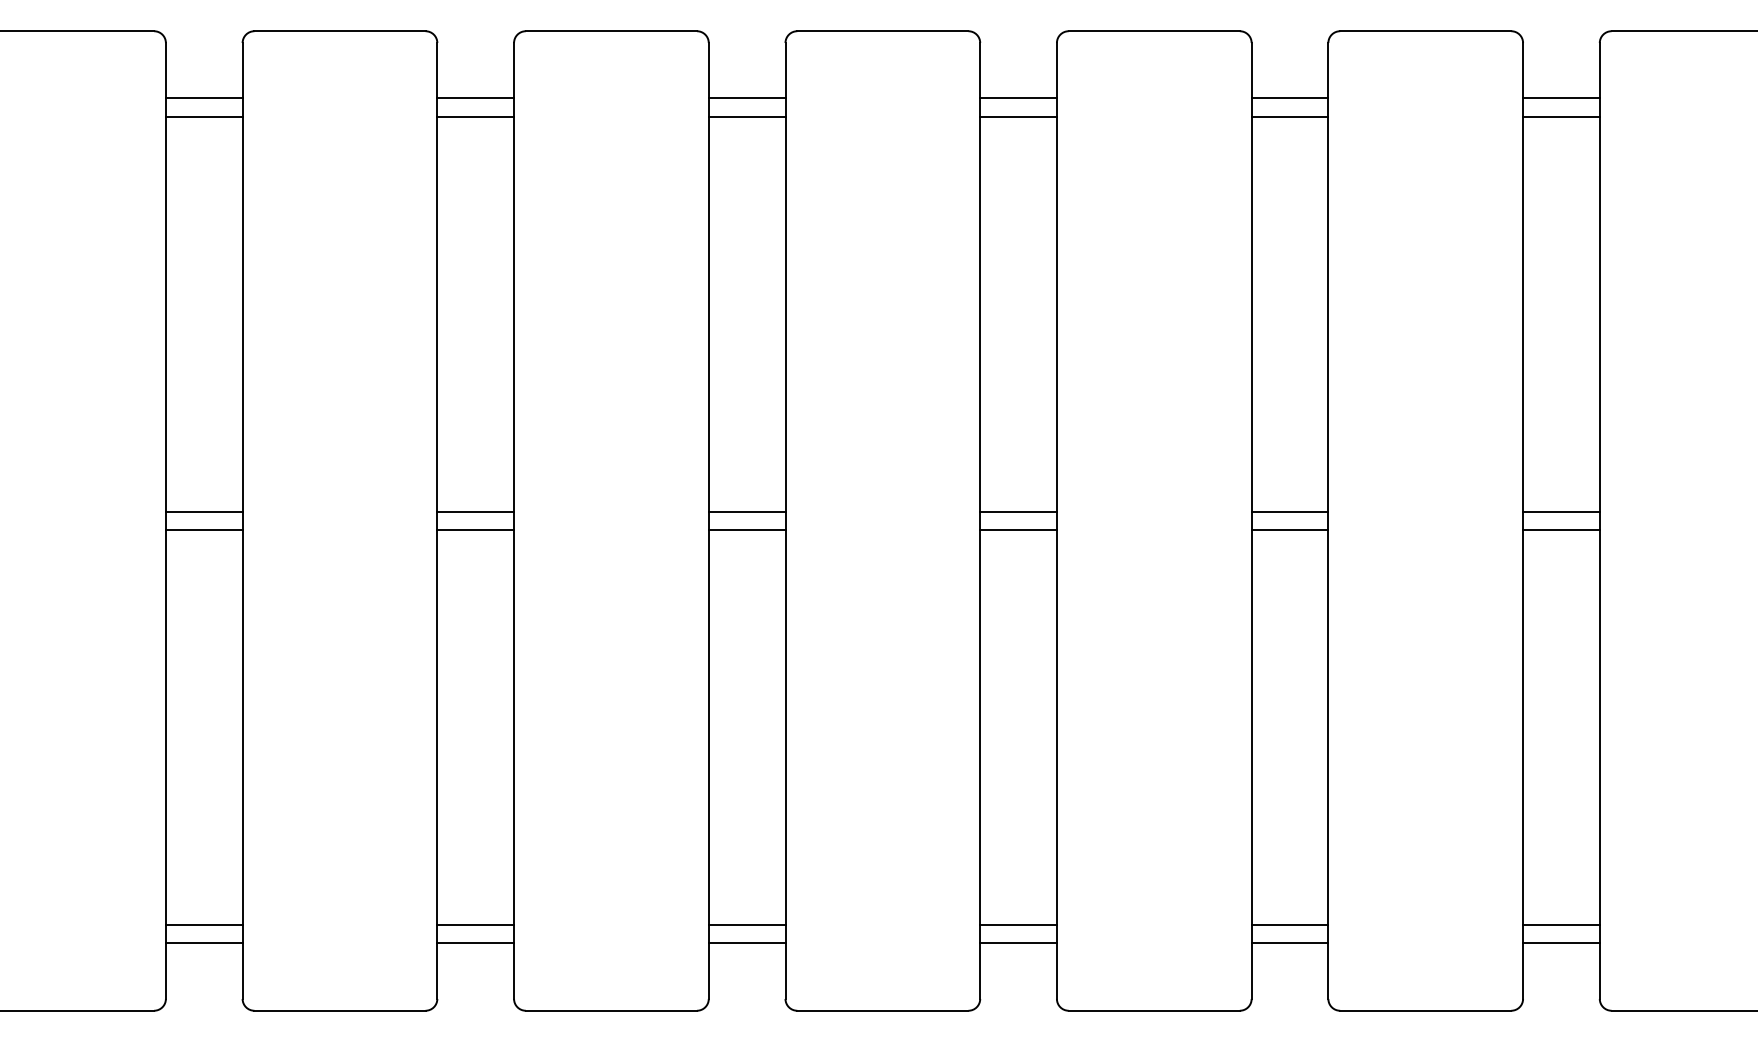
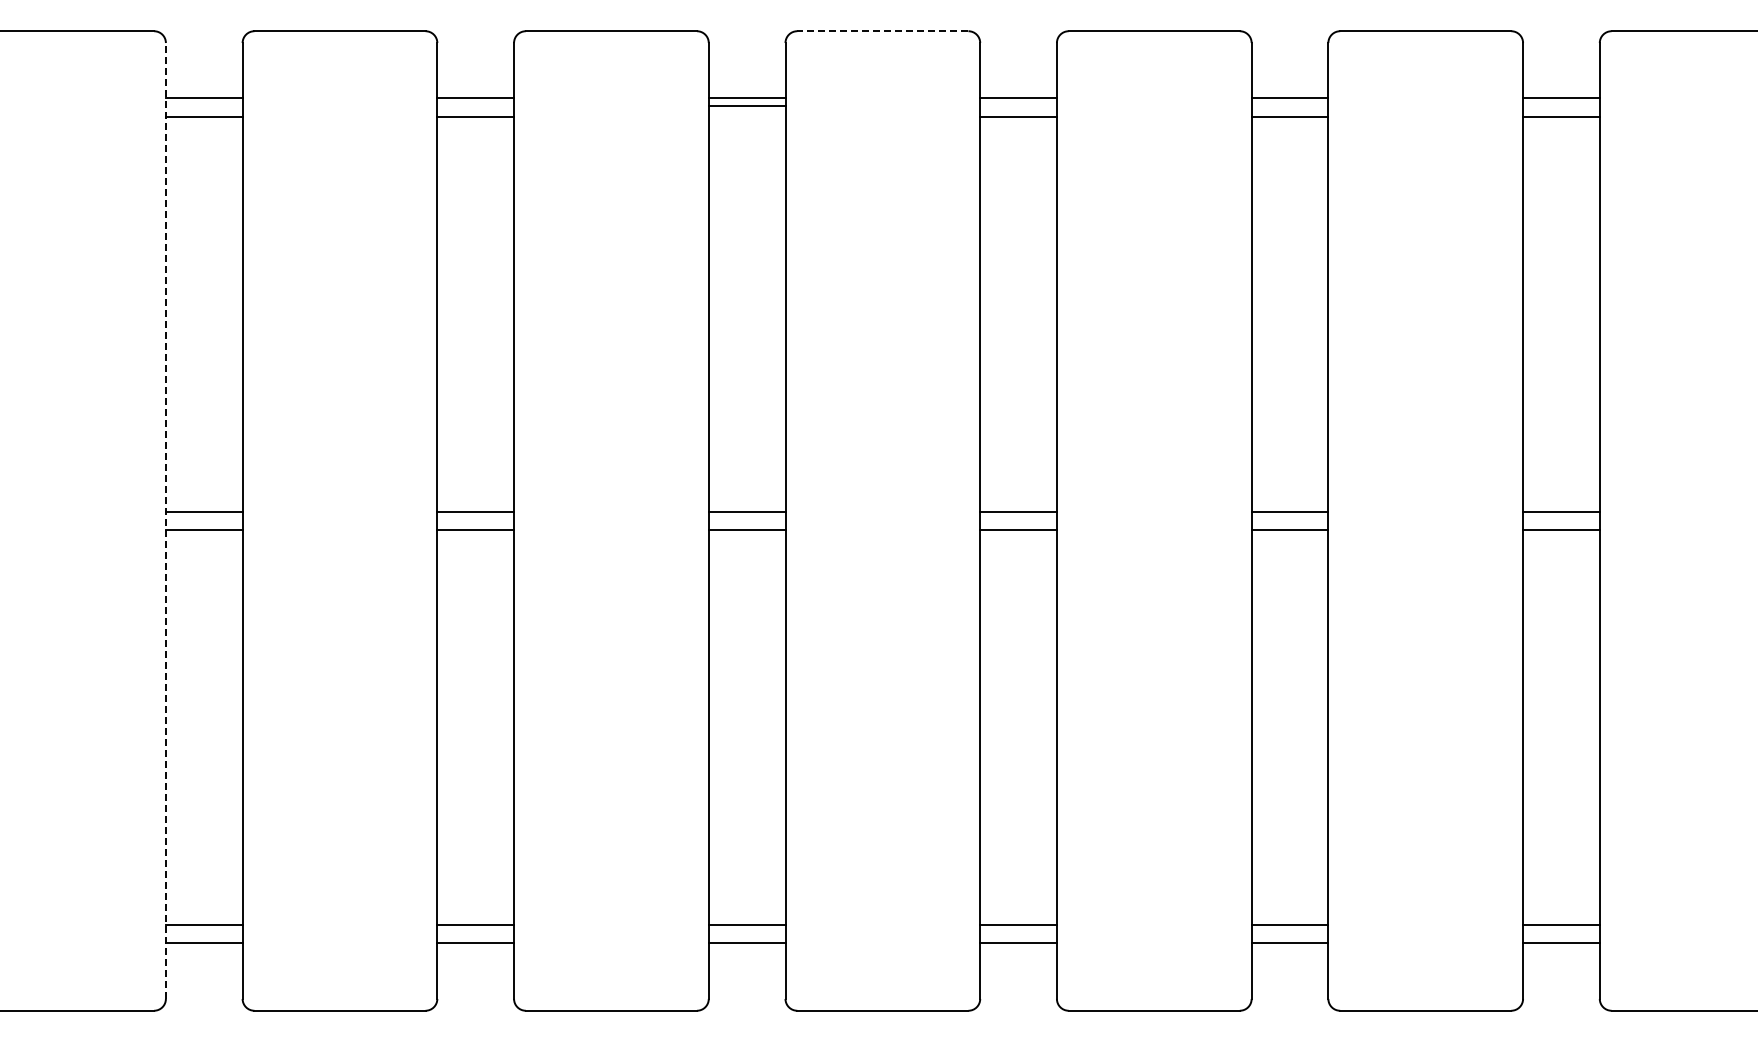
line: solid -> dashed (882, 31)
line position: (746, 117) -> (746, 106) (746, 106)
line: solid -> dashed (165, 521)
